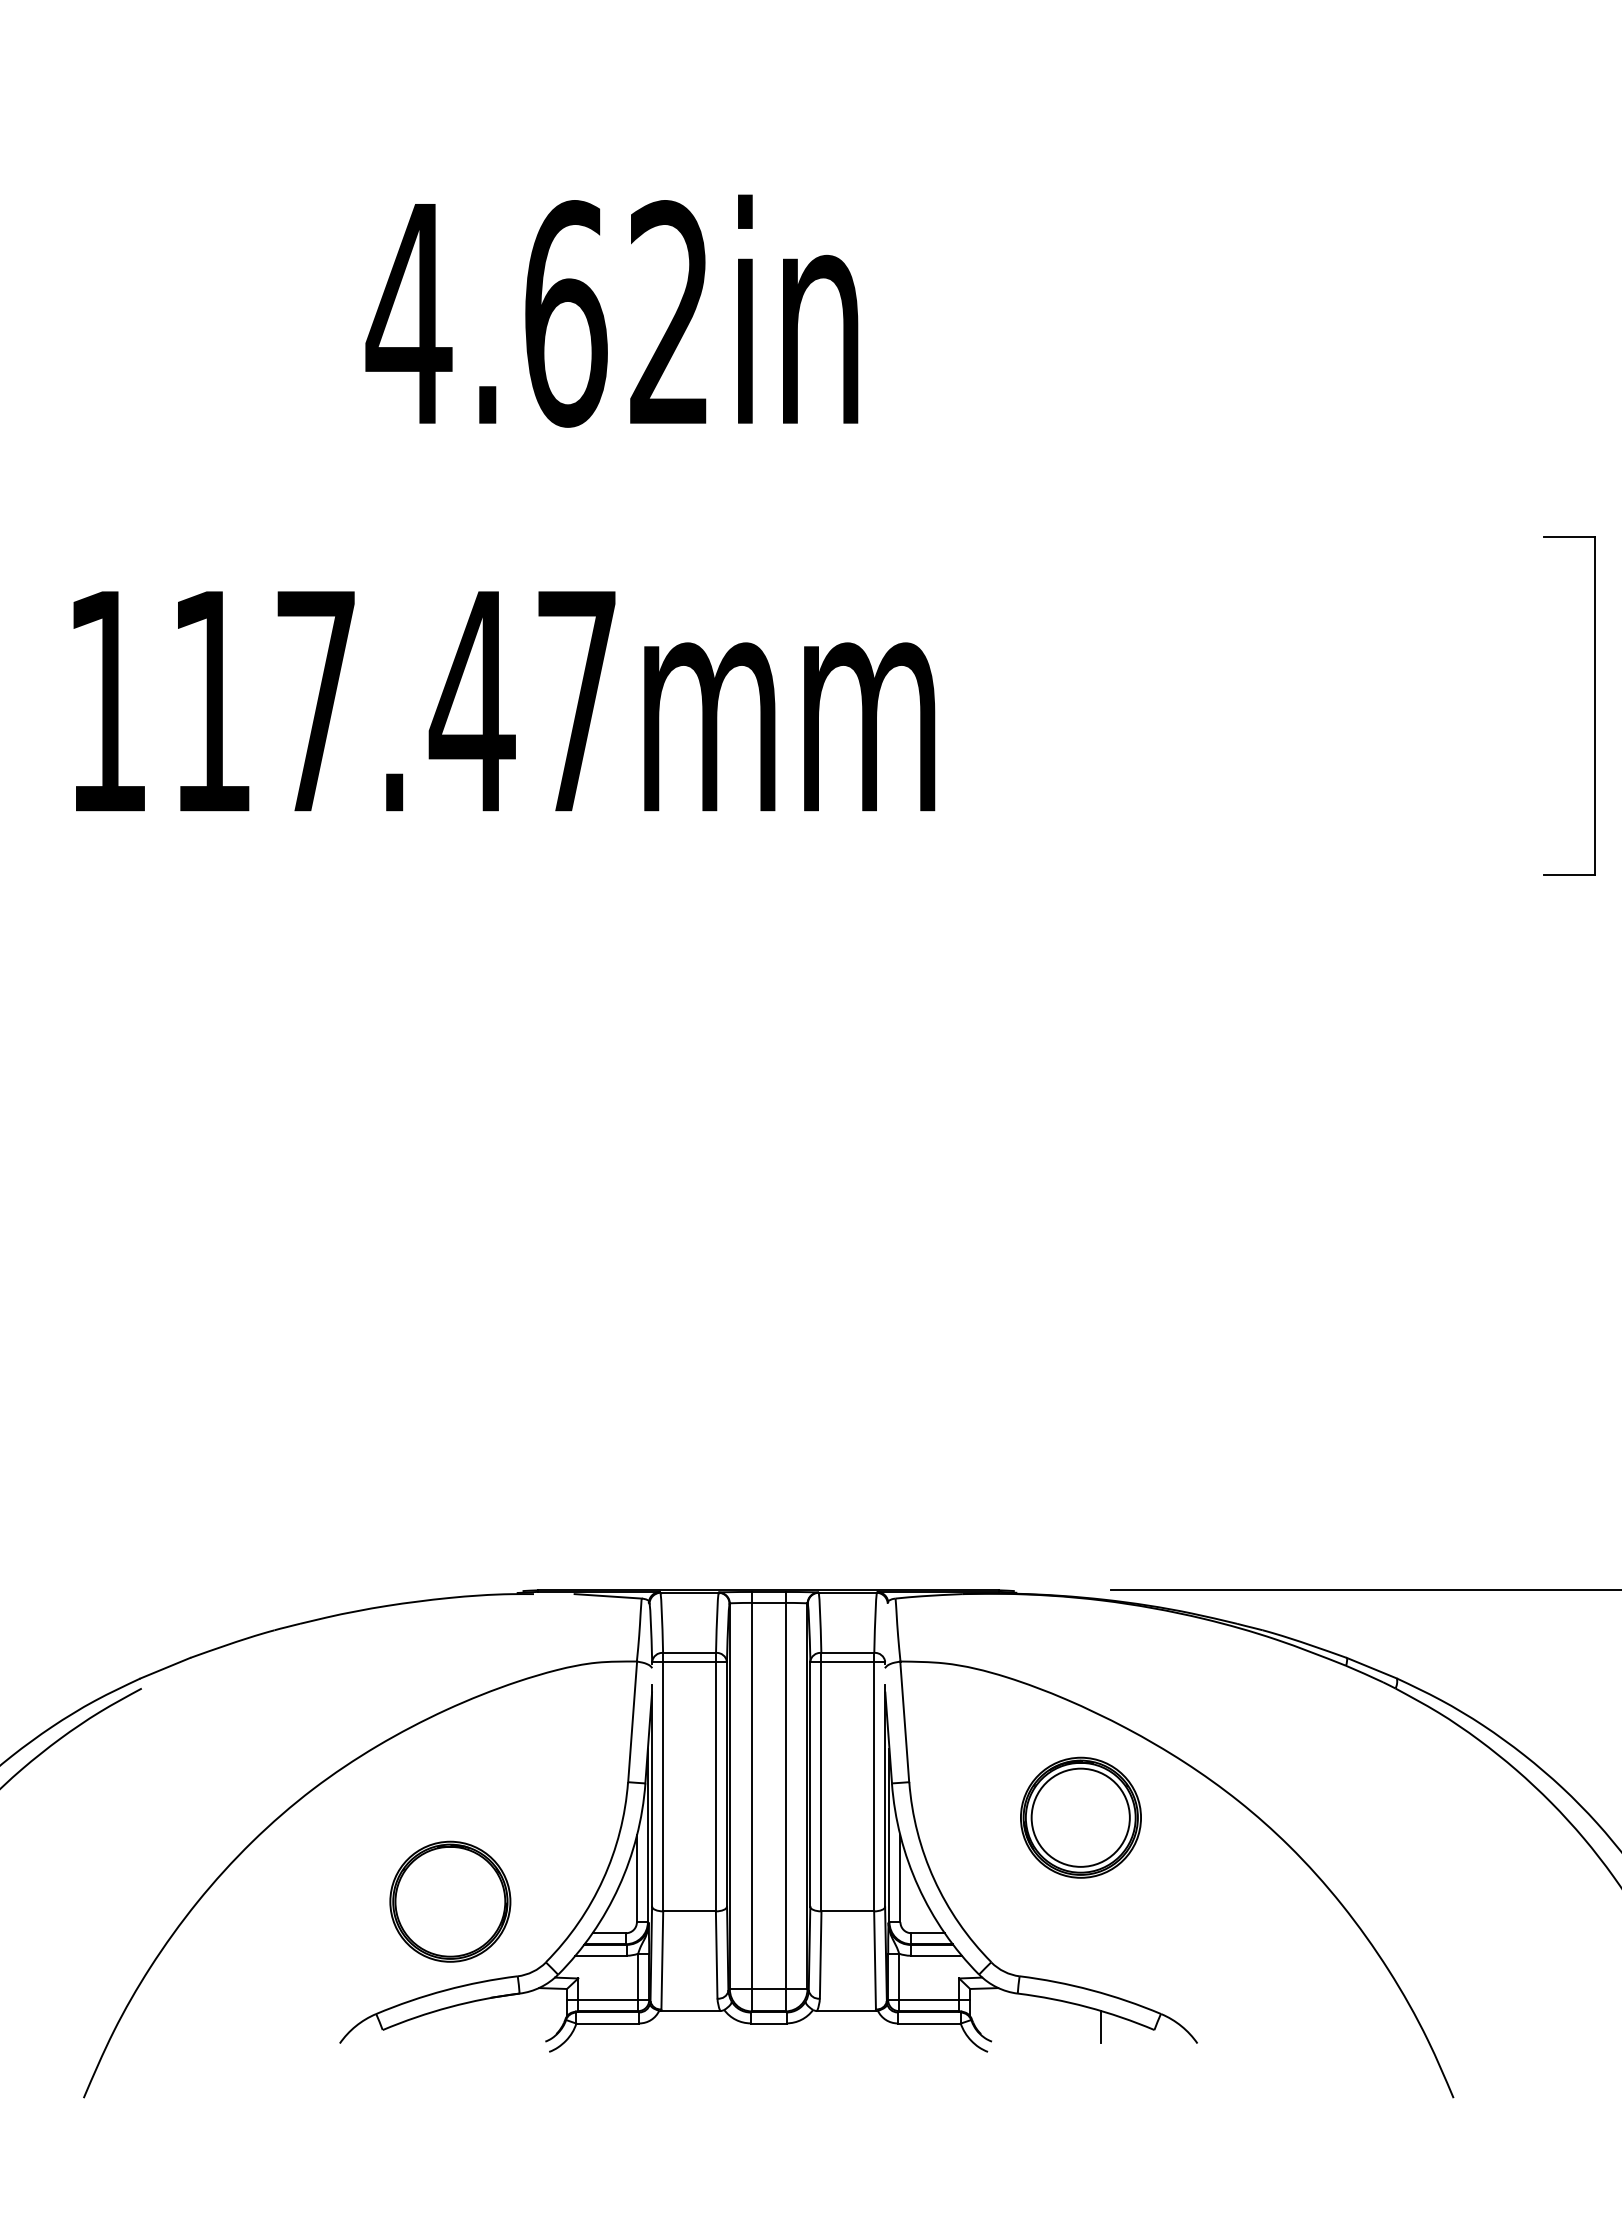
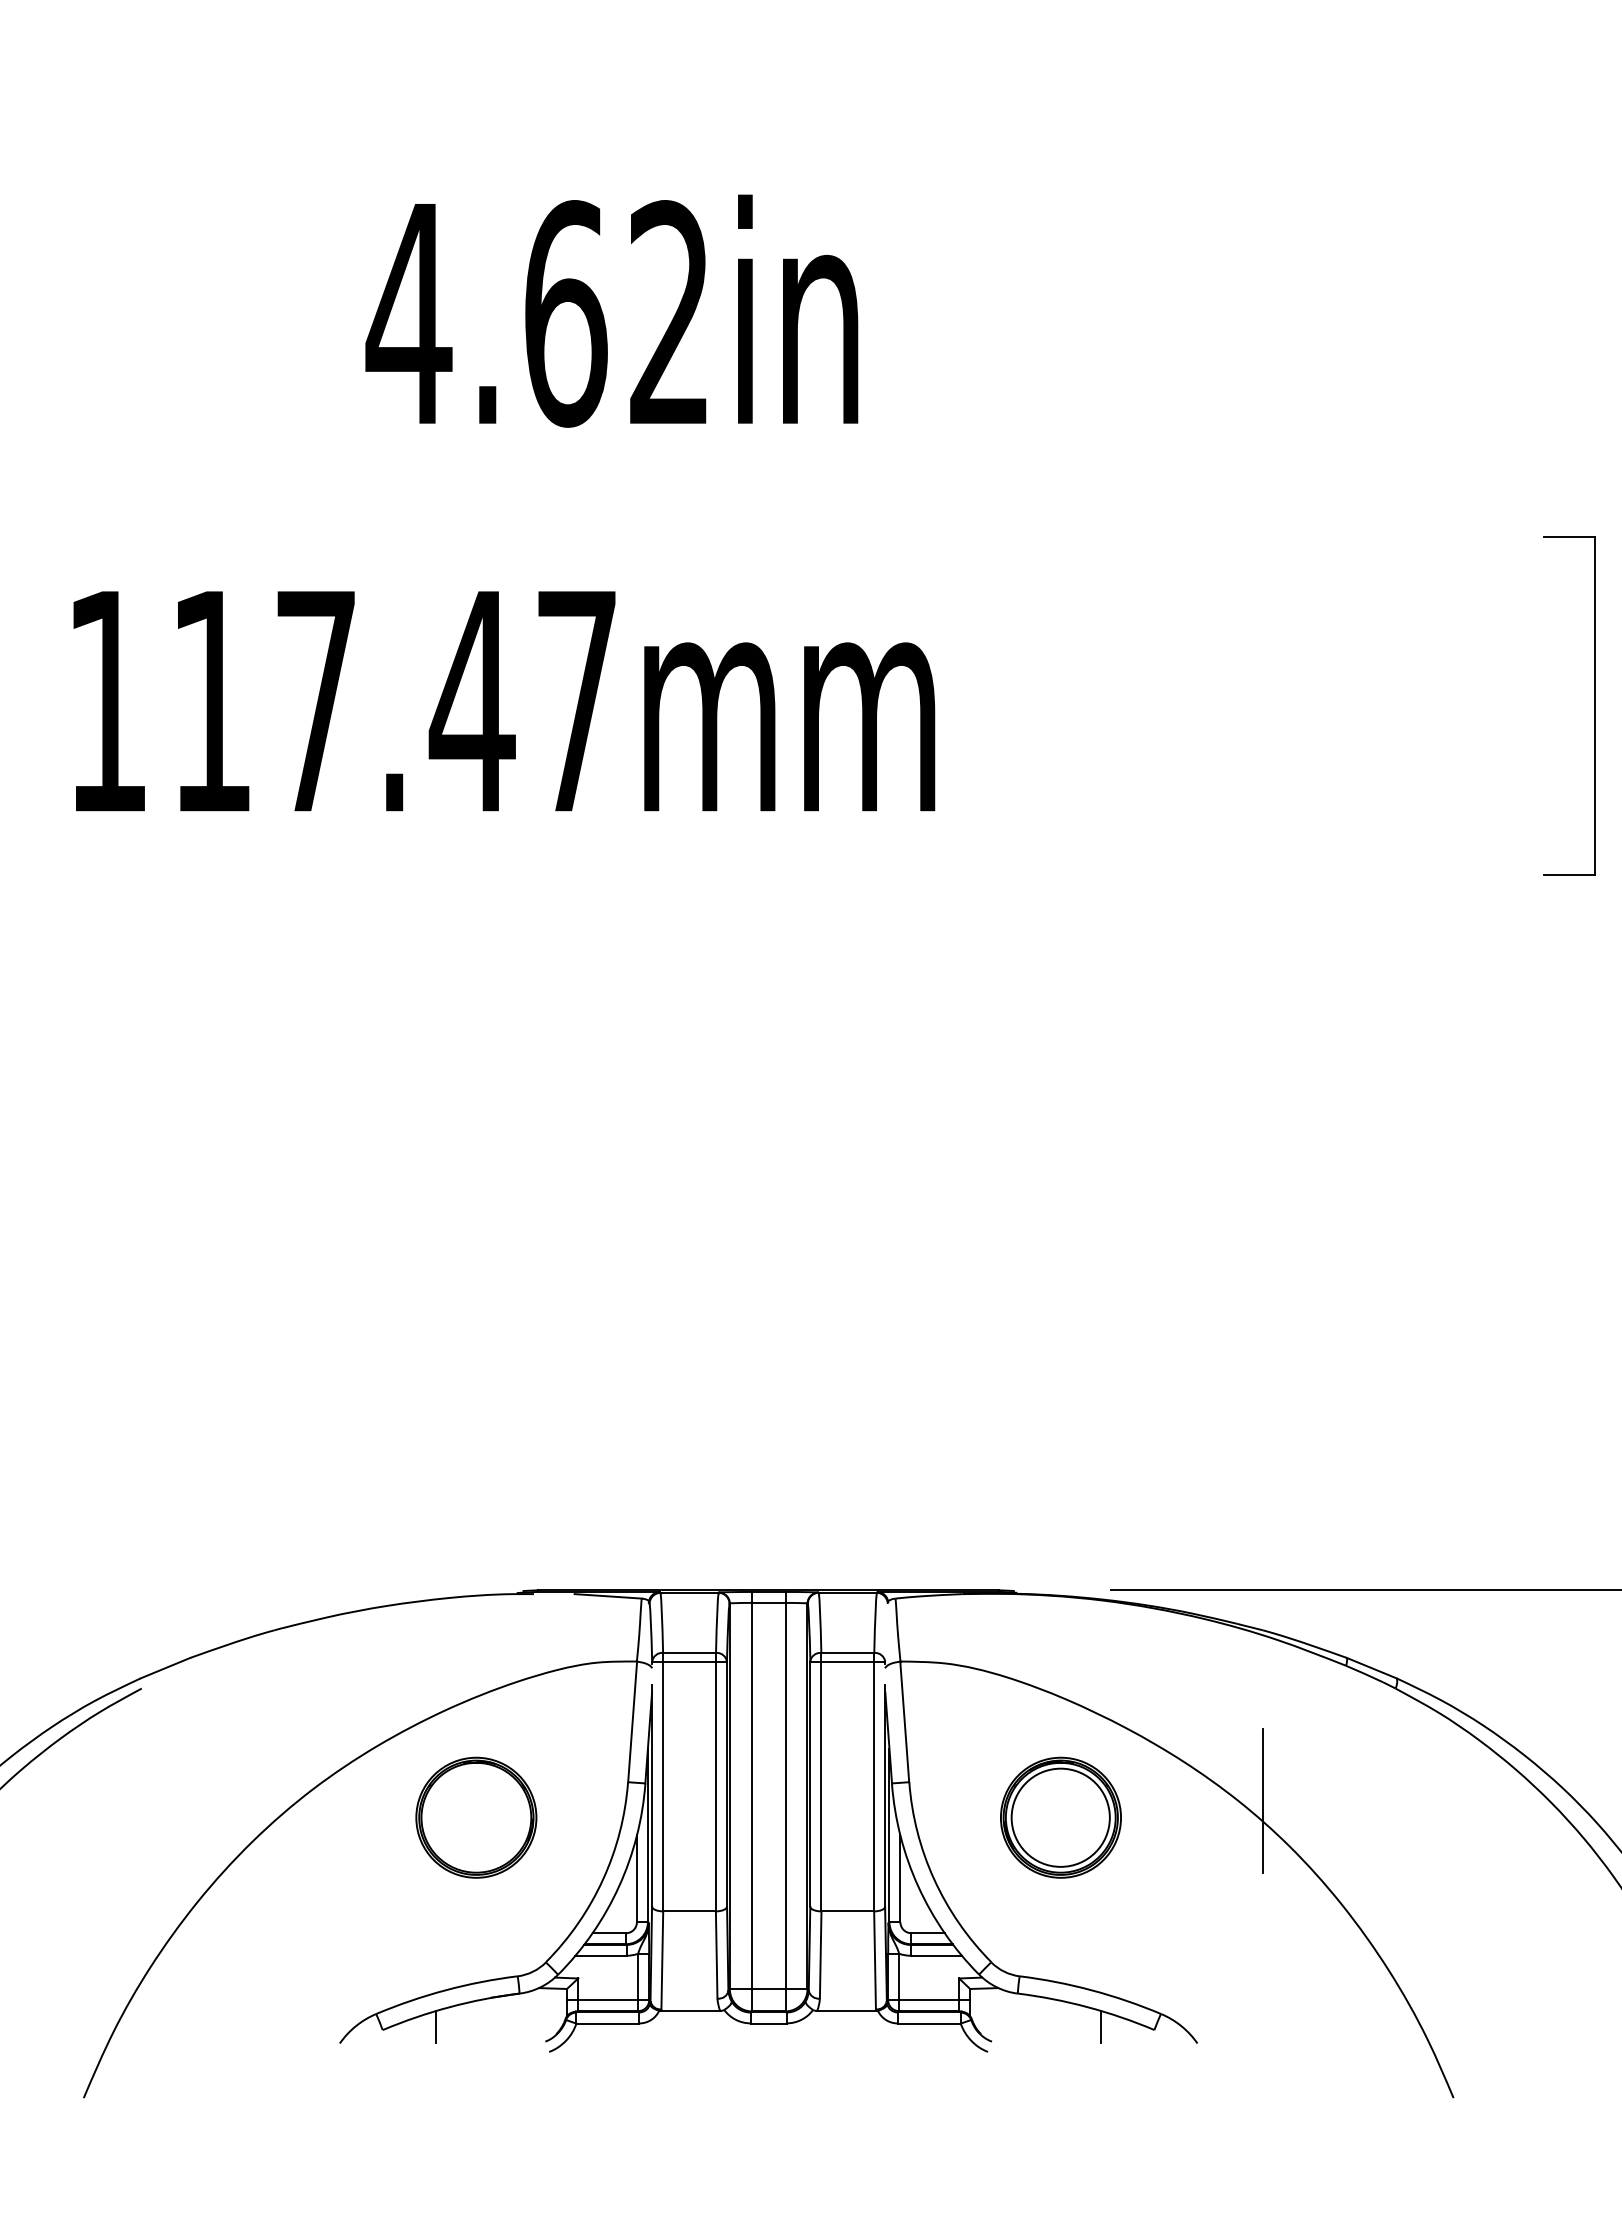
line: none -> present (1263, 1800)
part position: (1080, 1817) -> (1060, 1817) (1060, 1817)
part position: (450, 1901) -> (476, 1817) (476, 1817)
line: none -> present (436, 2027)
